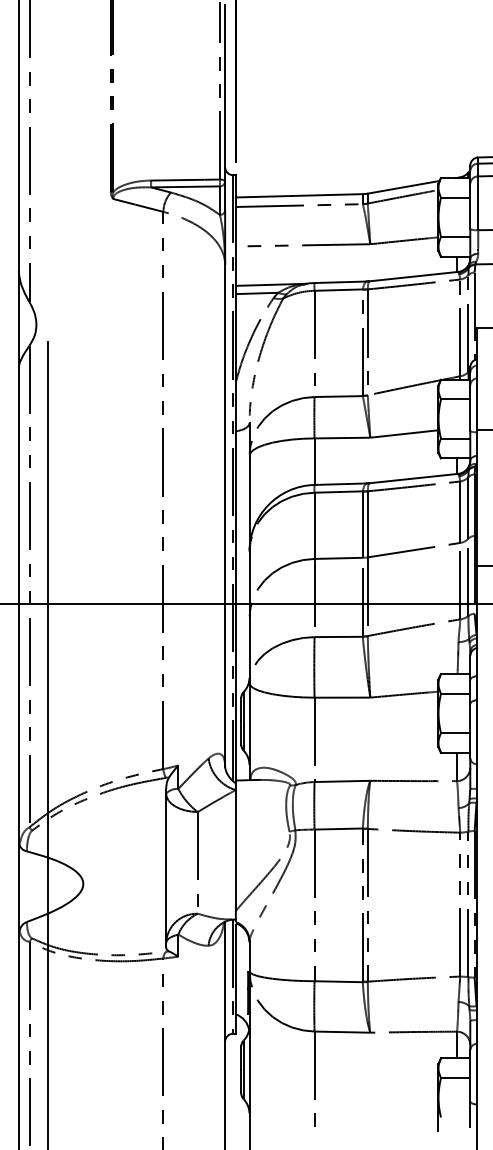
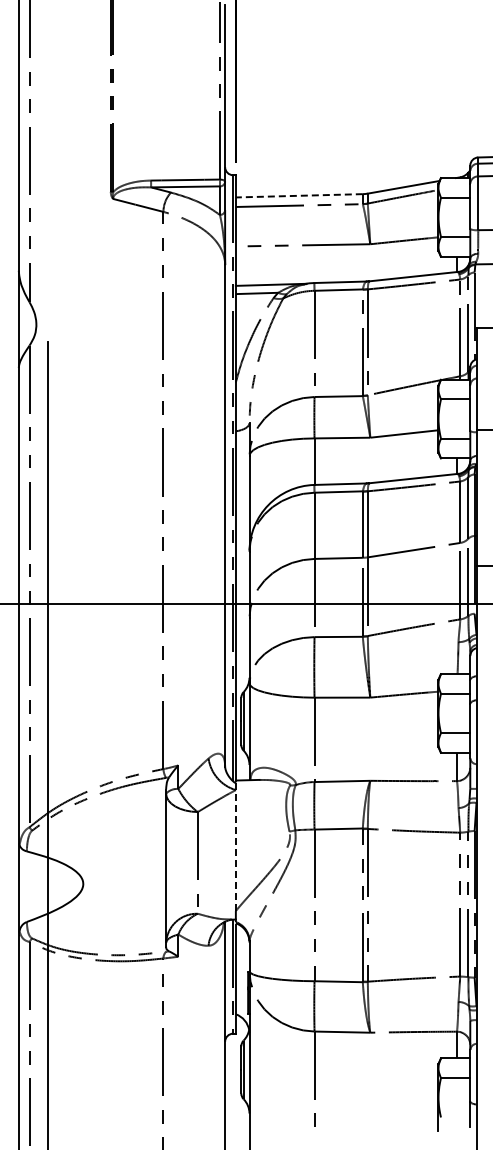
line: solid -> dashed (298, 195)
line: solid -> dashed (235, 845)
